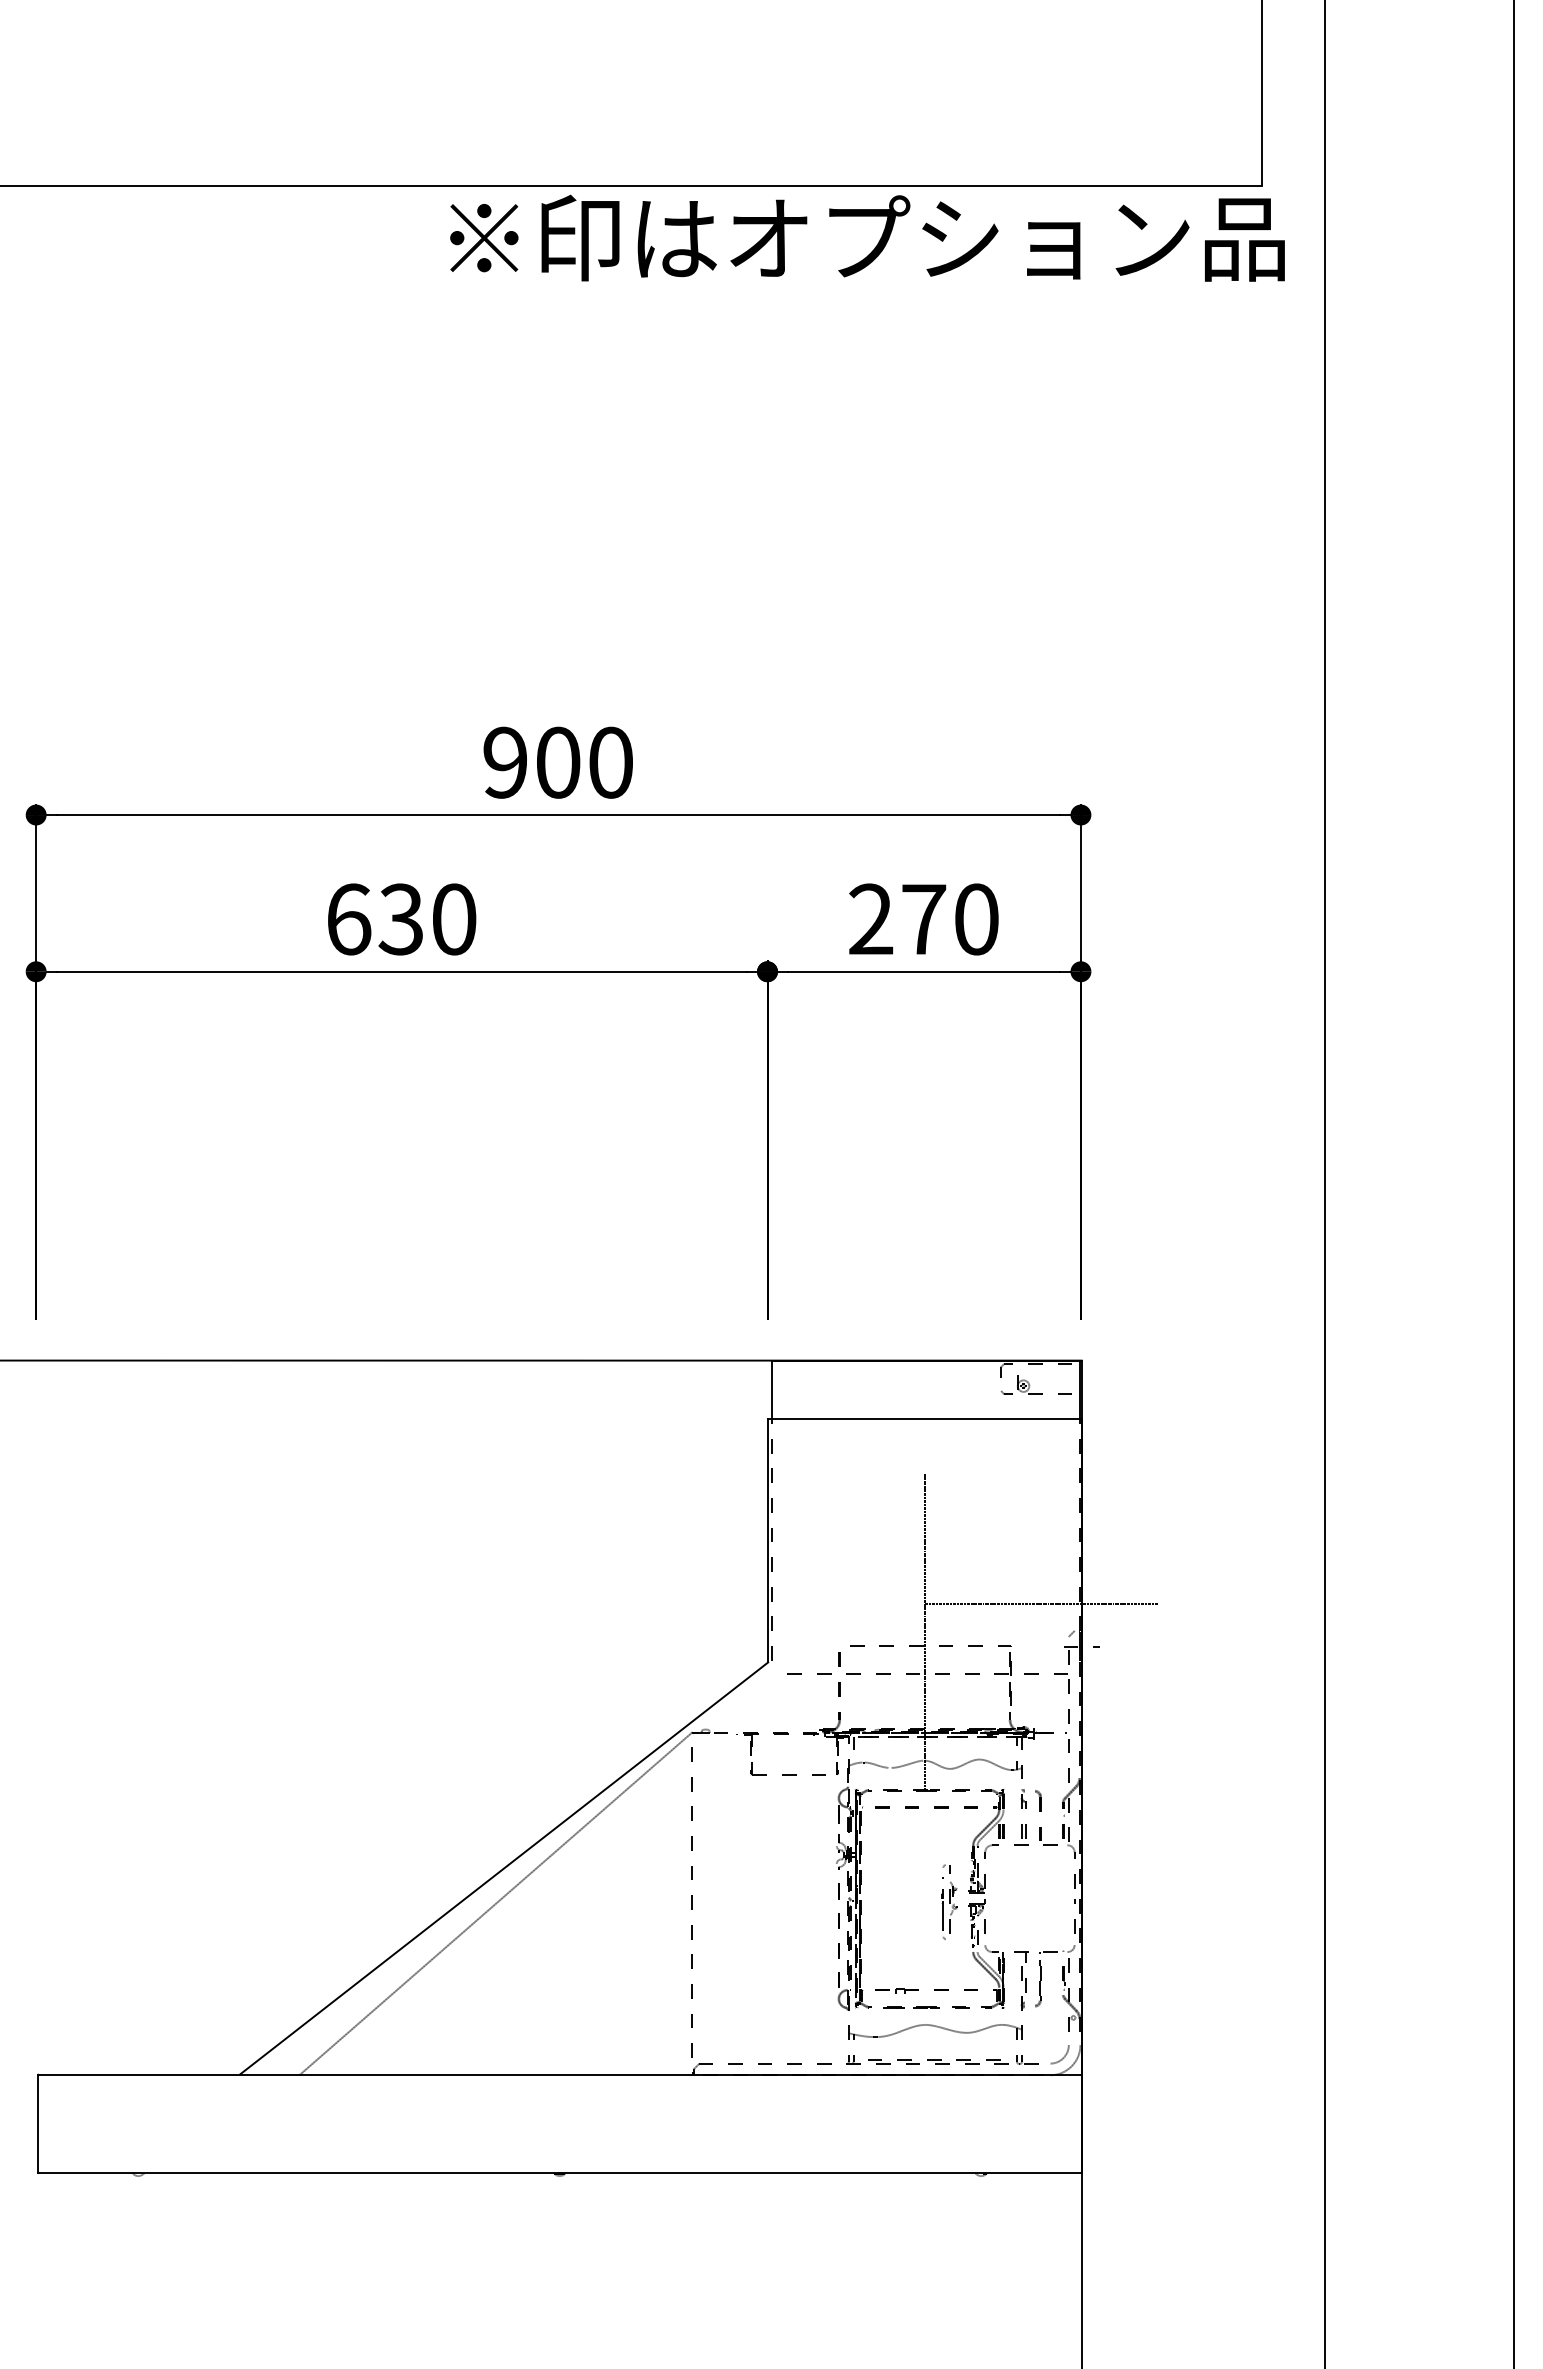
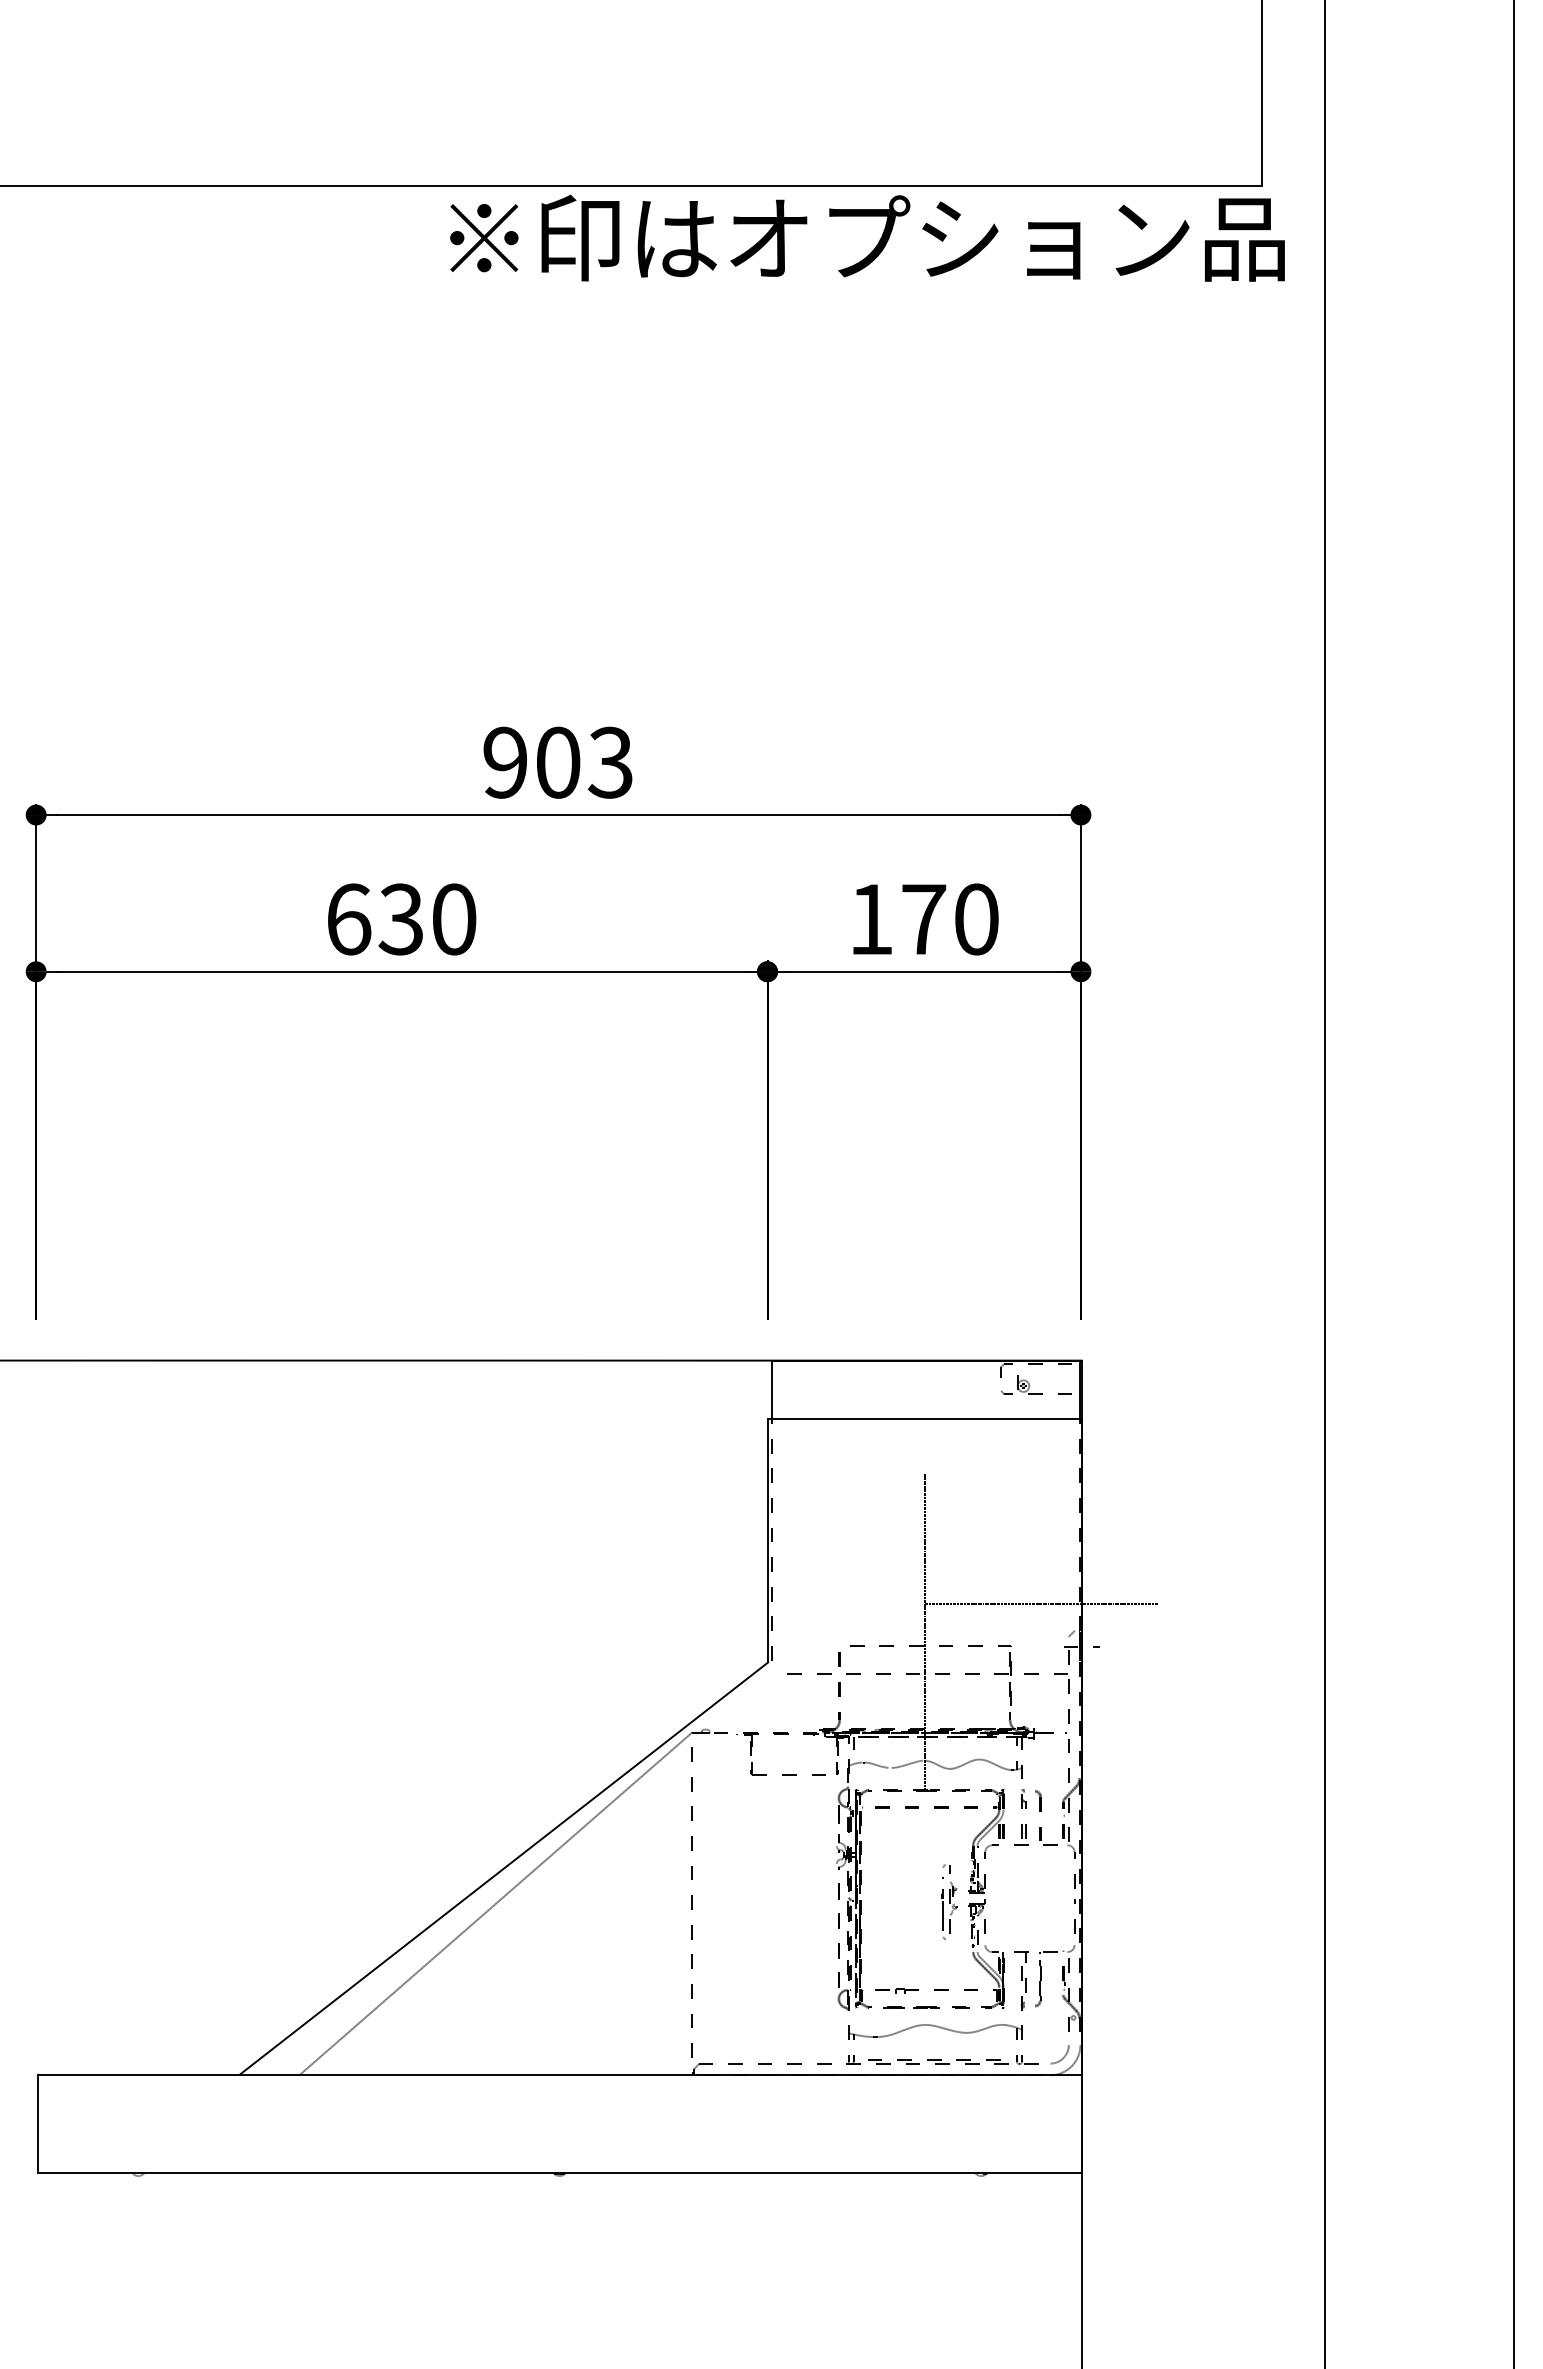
text: 900 -> 903 (609, 762)
text: 270 -> 170 (871, 918)
